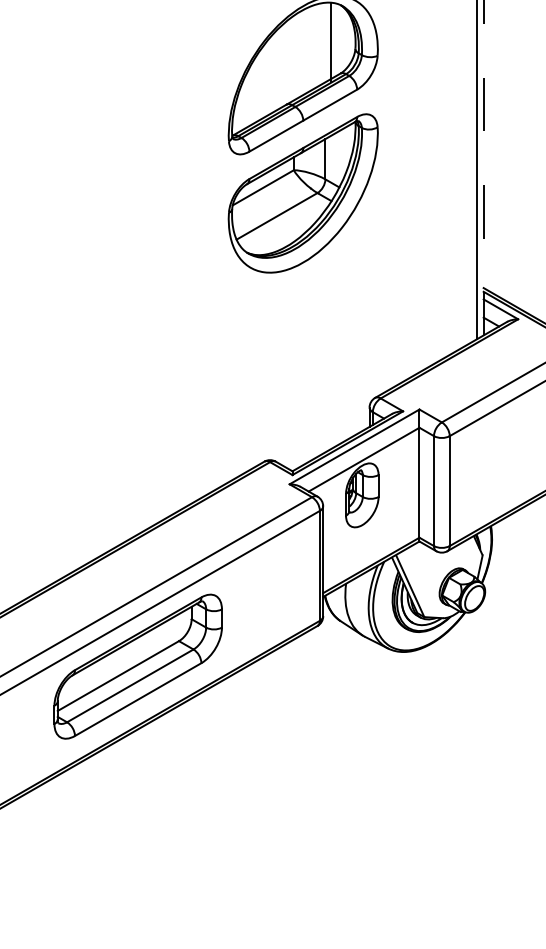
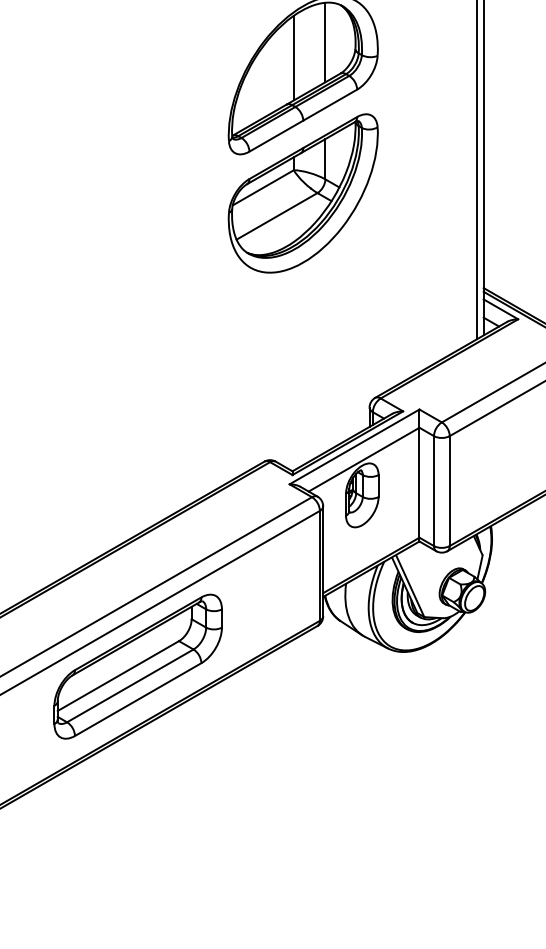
line position: (331, 42) -> (325, 42) (325, 42)
line: none -> present (293, 57)
line: dashed -> solid (483, 168)
